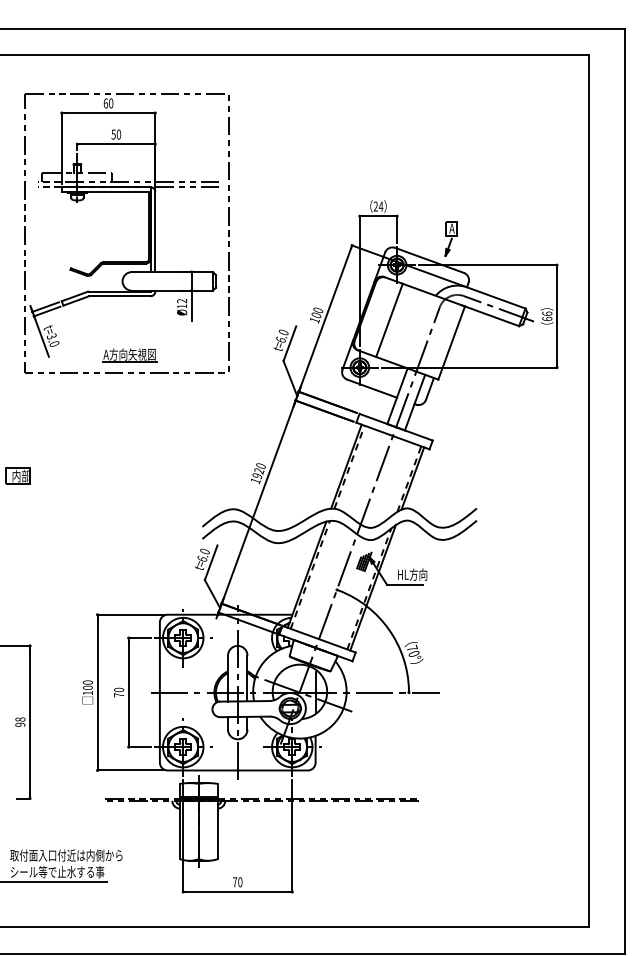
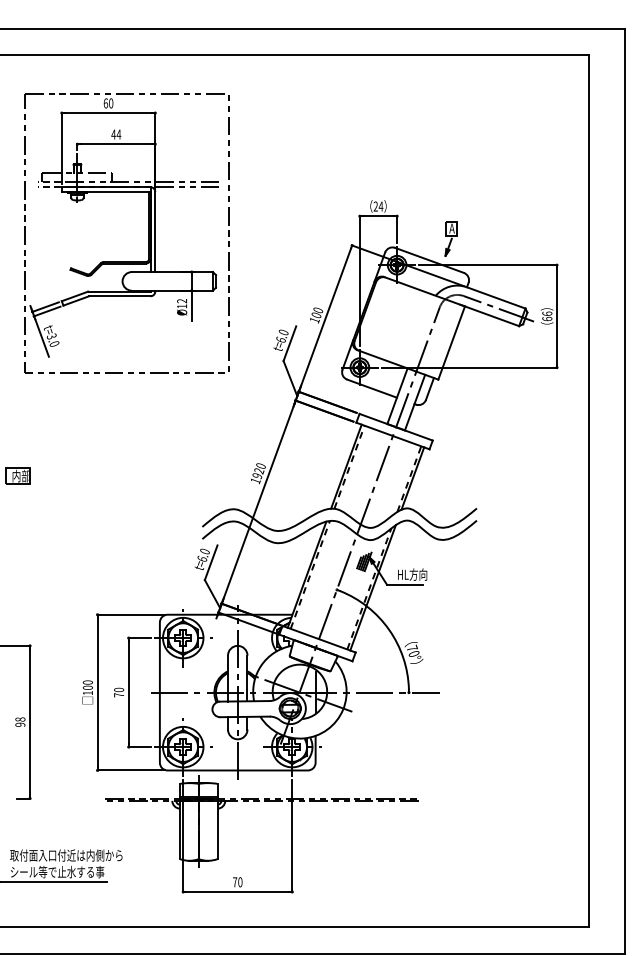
text: 50 -> 44 (116, 134)
line: present -> none (389, 319)
part: present -> none (129, 355)
